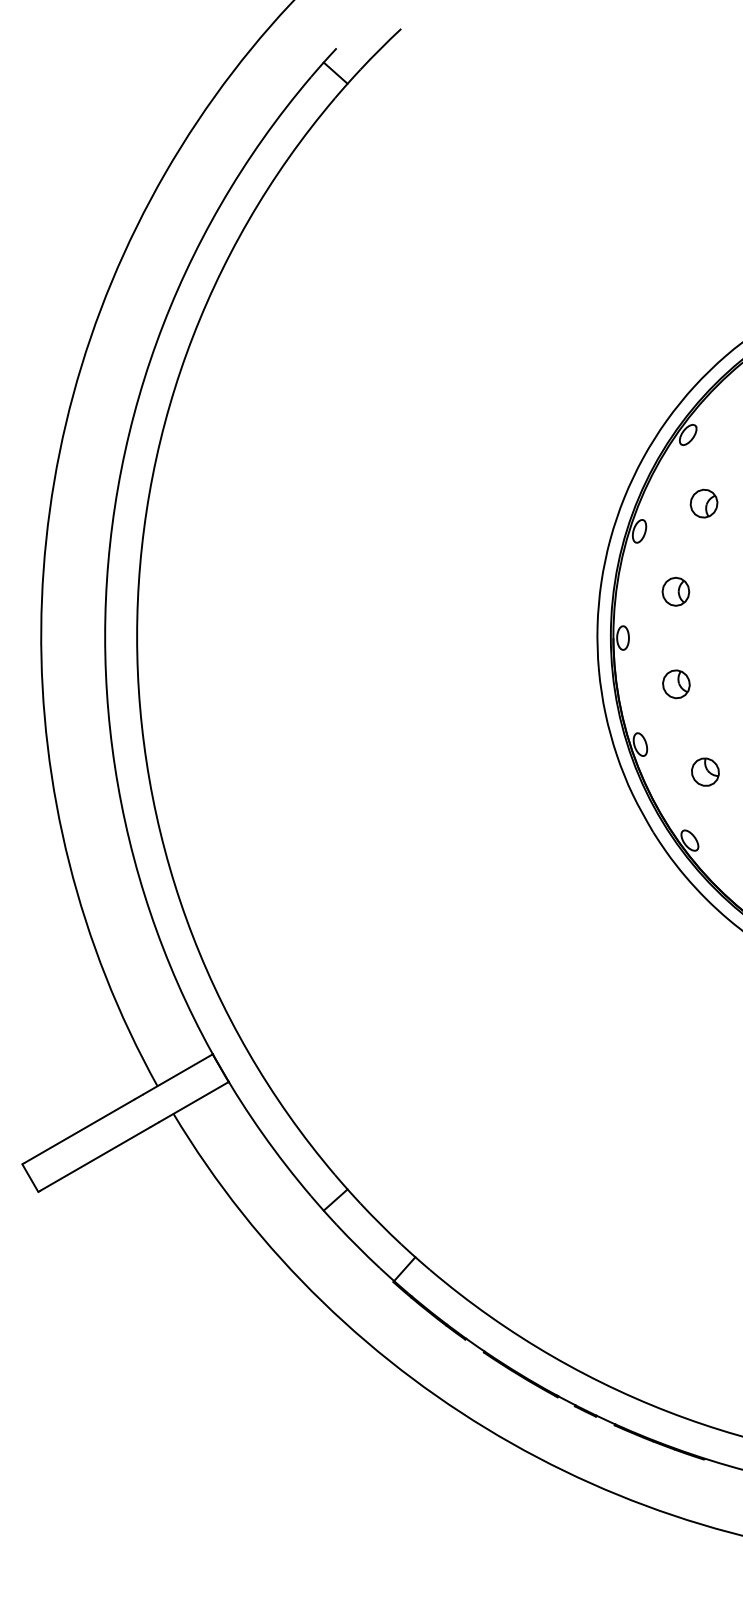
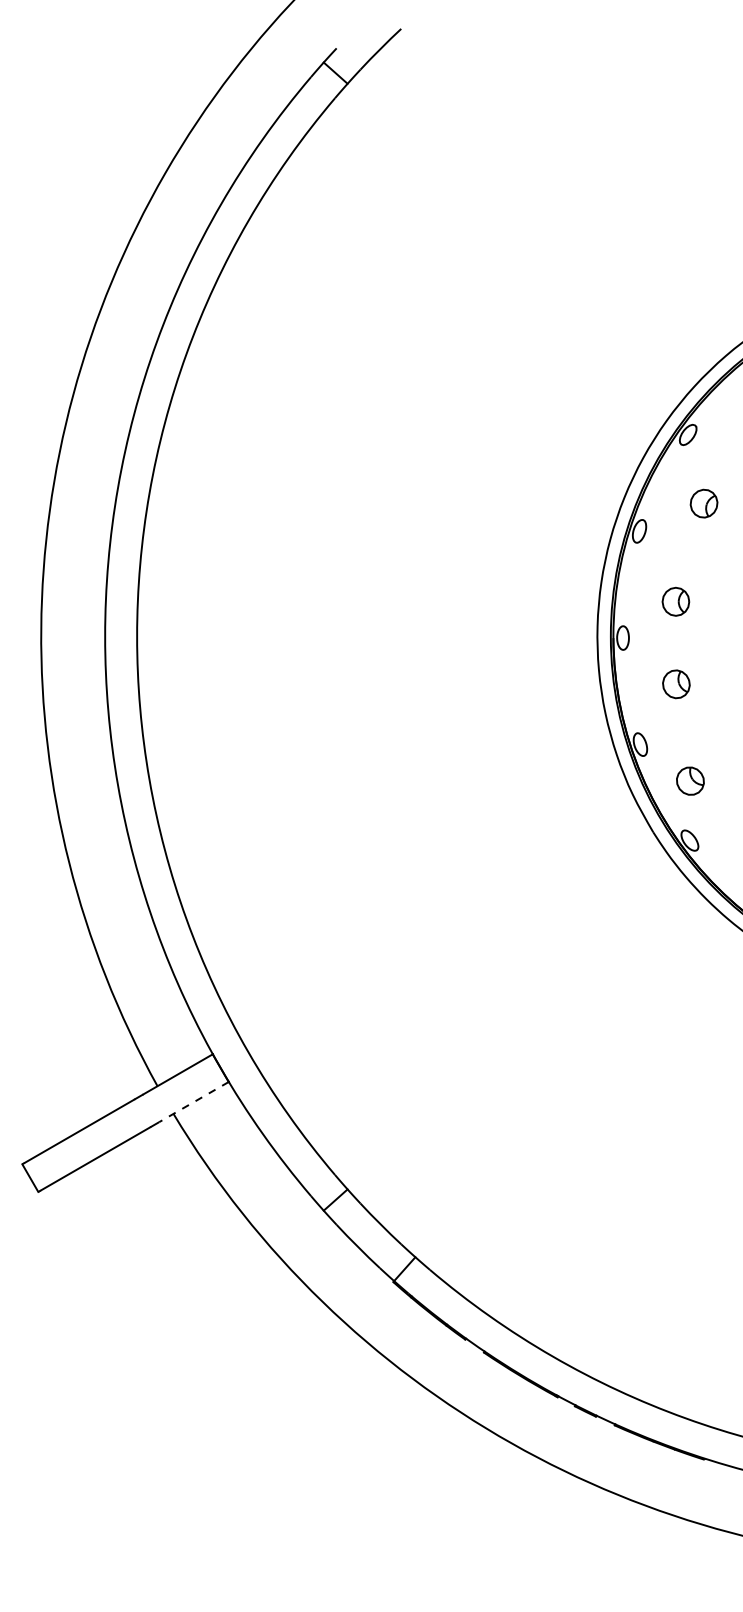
part position: (675, 591) -> (675, 601) (675, 601)
part position: (705, 771) -> (690, 780) (690, 780)
line: solid -> dashed (193, 1102)
